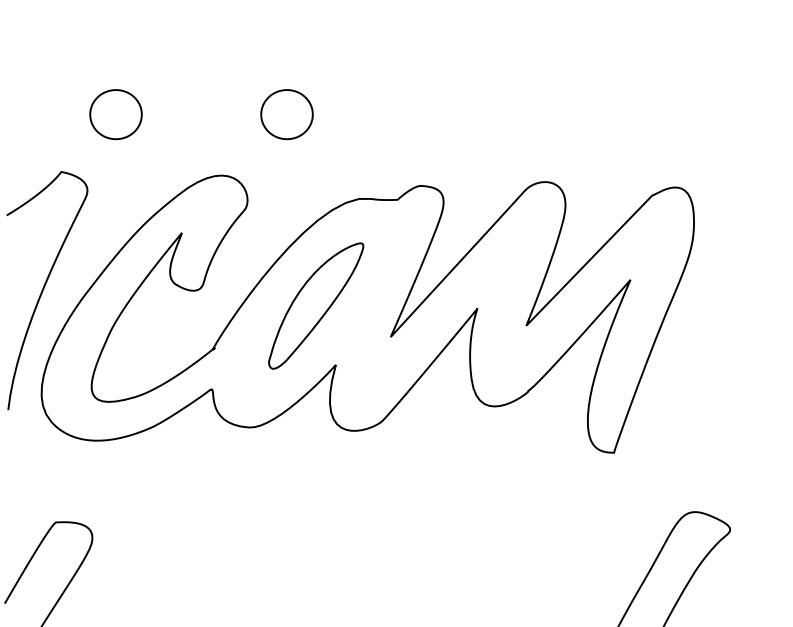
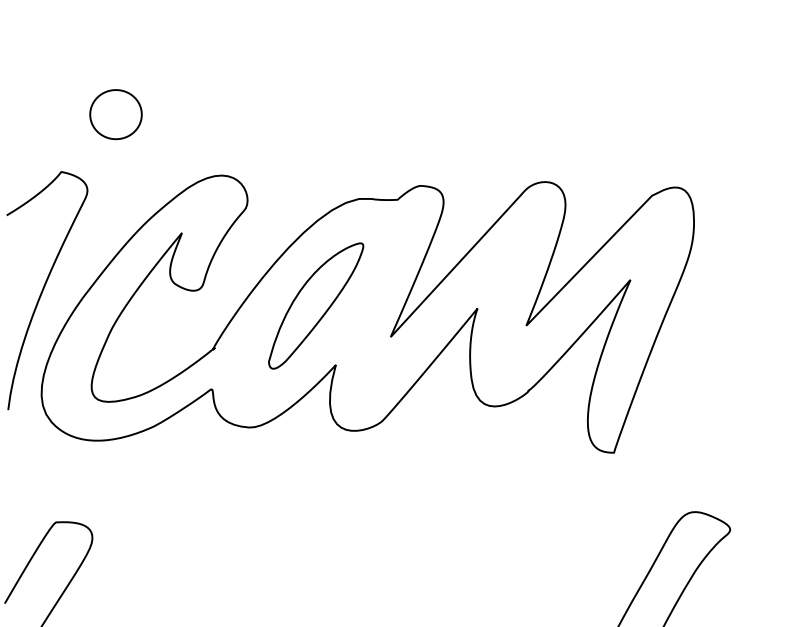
part: present -> none (286, 114)
